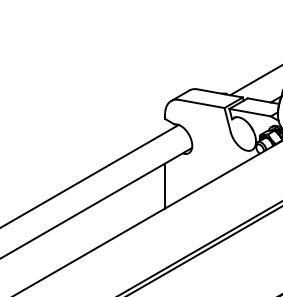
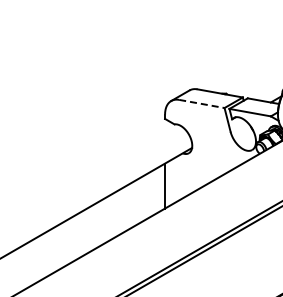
line: present -> none (254, 80)
line: solid -> dashed (202, 104)
line: present -> none (90, 175)
